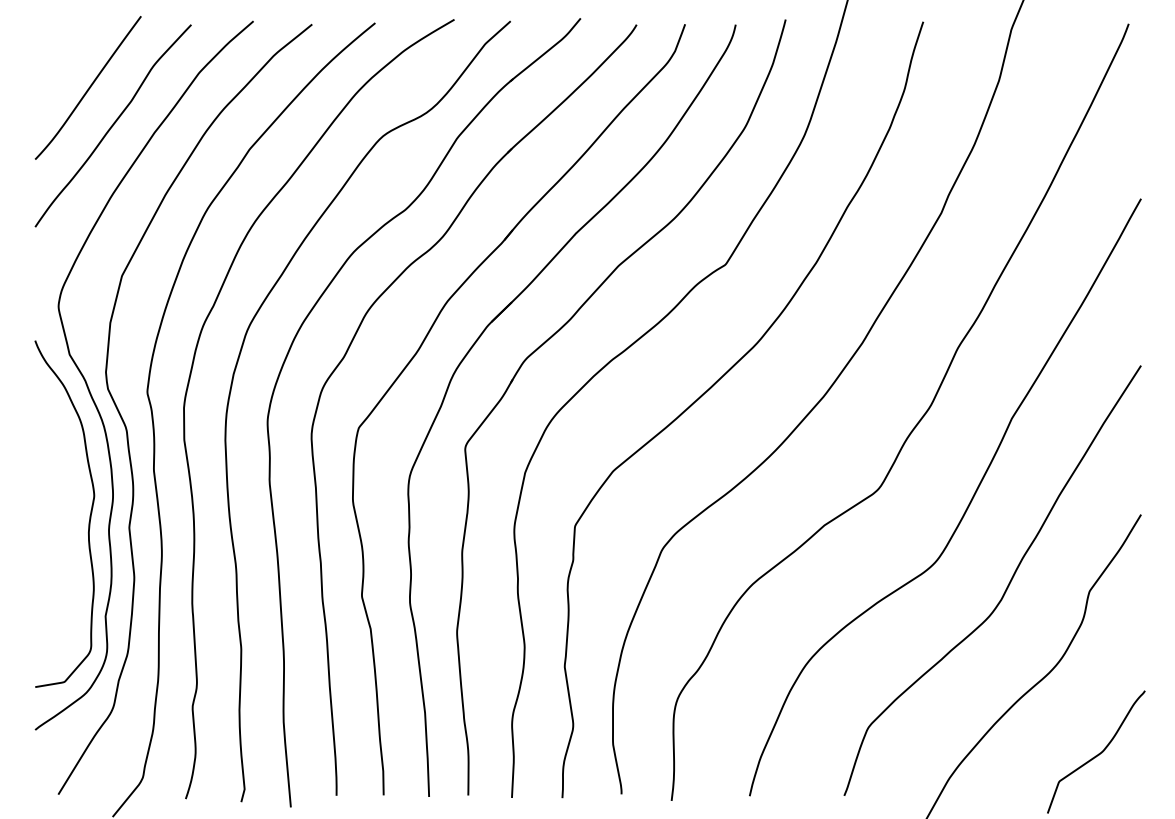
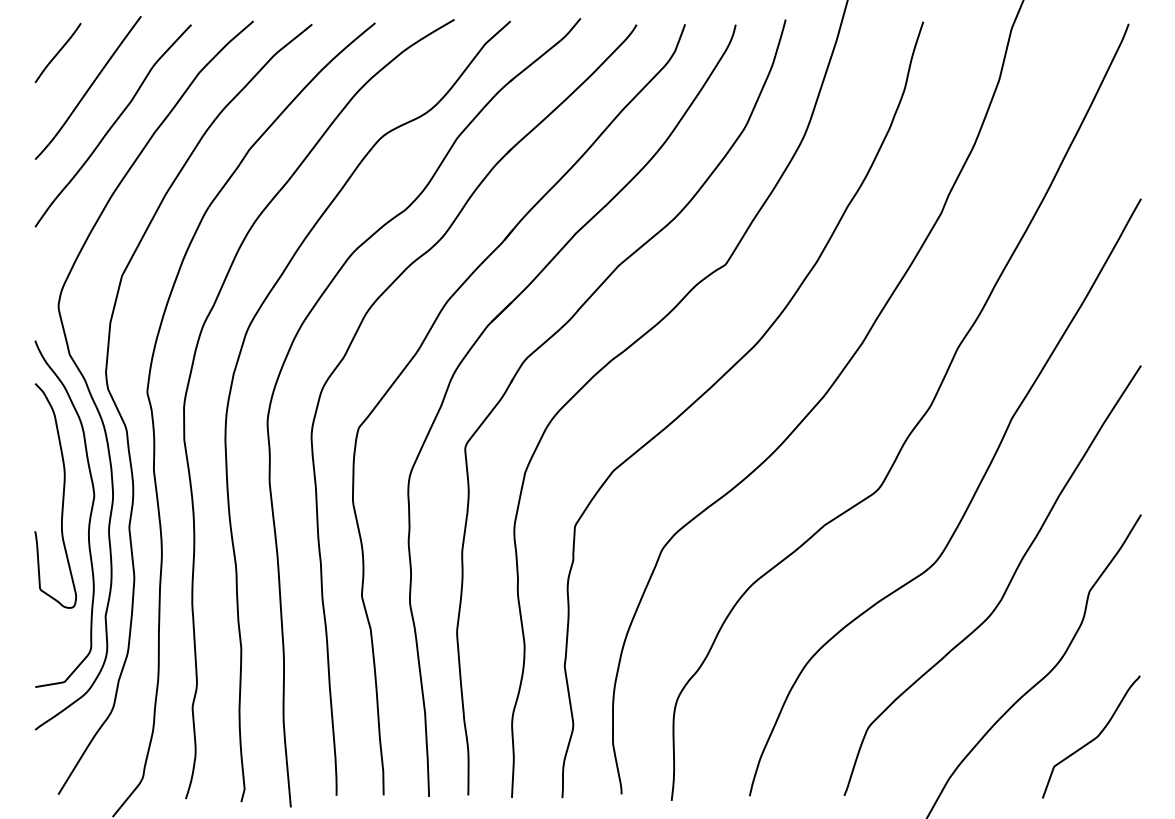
line: none -> present (57, 52)
curve: none -> present (62, 495)
curve position: (1098, 753) -> (1093, 738) (1093, 738)
